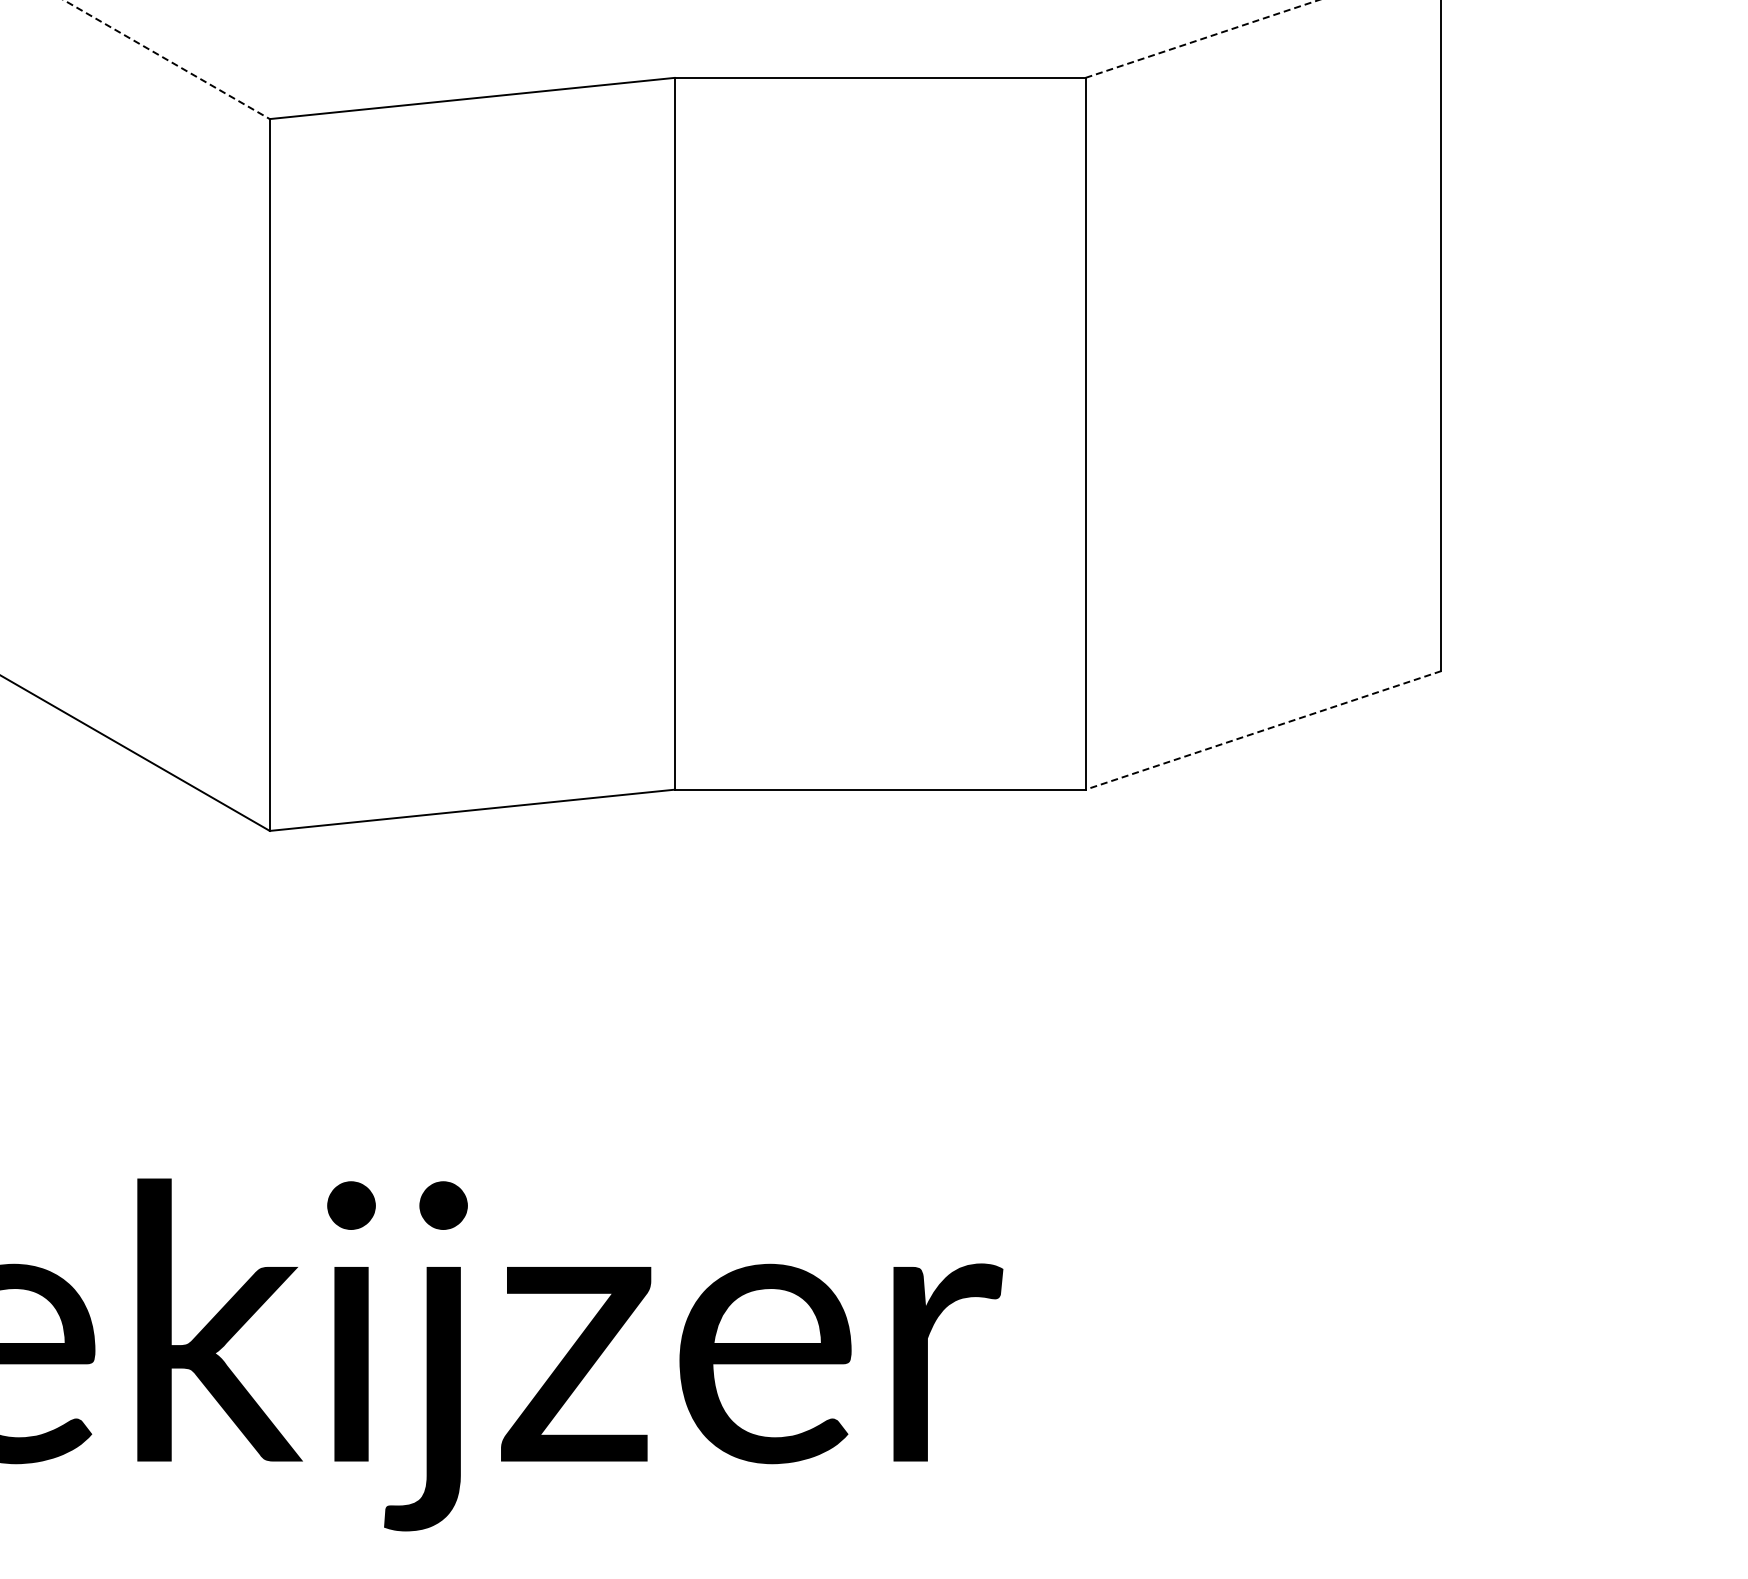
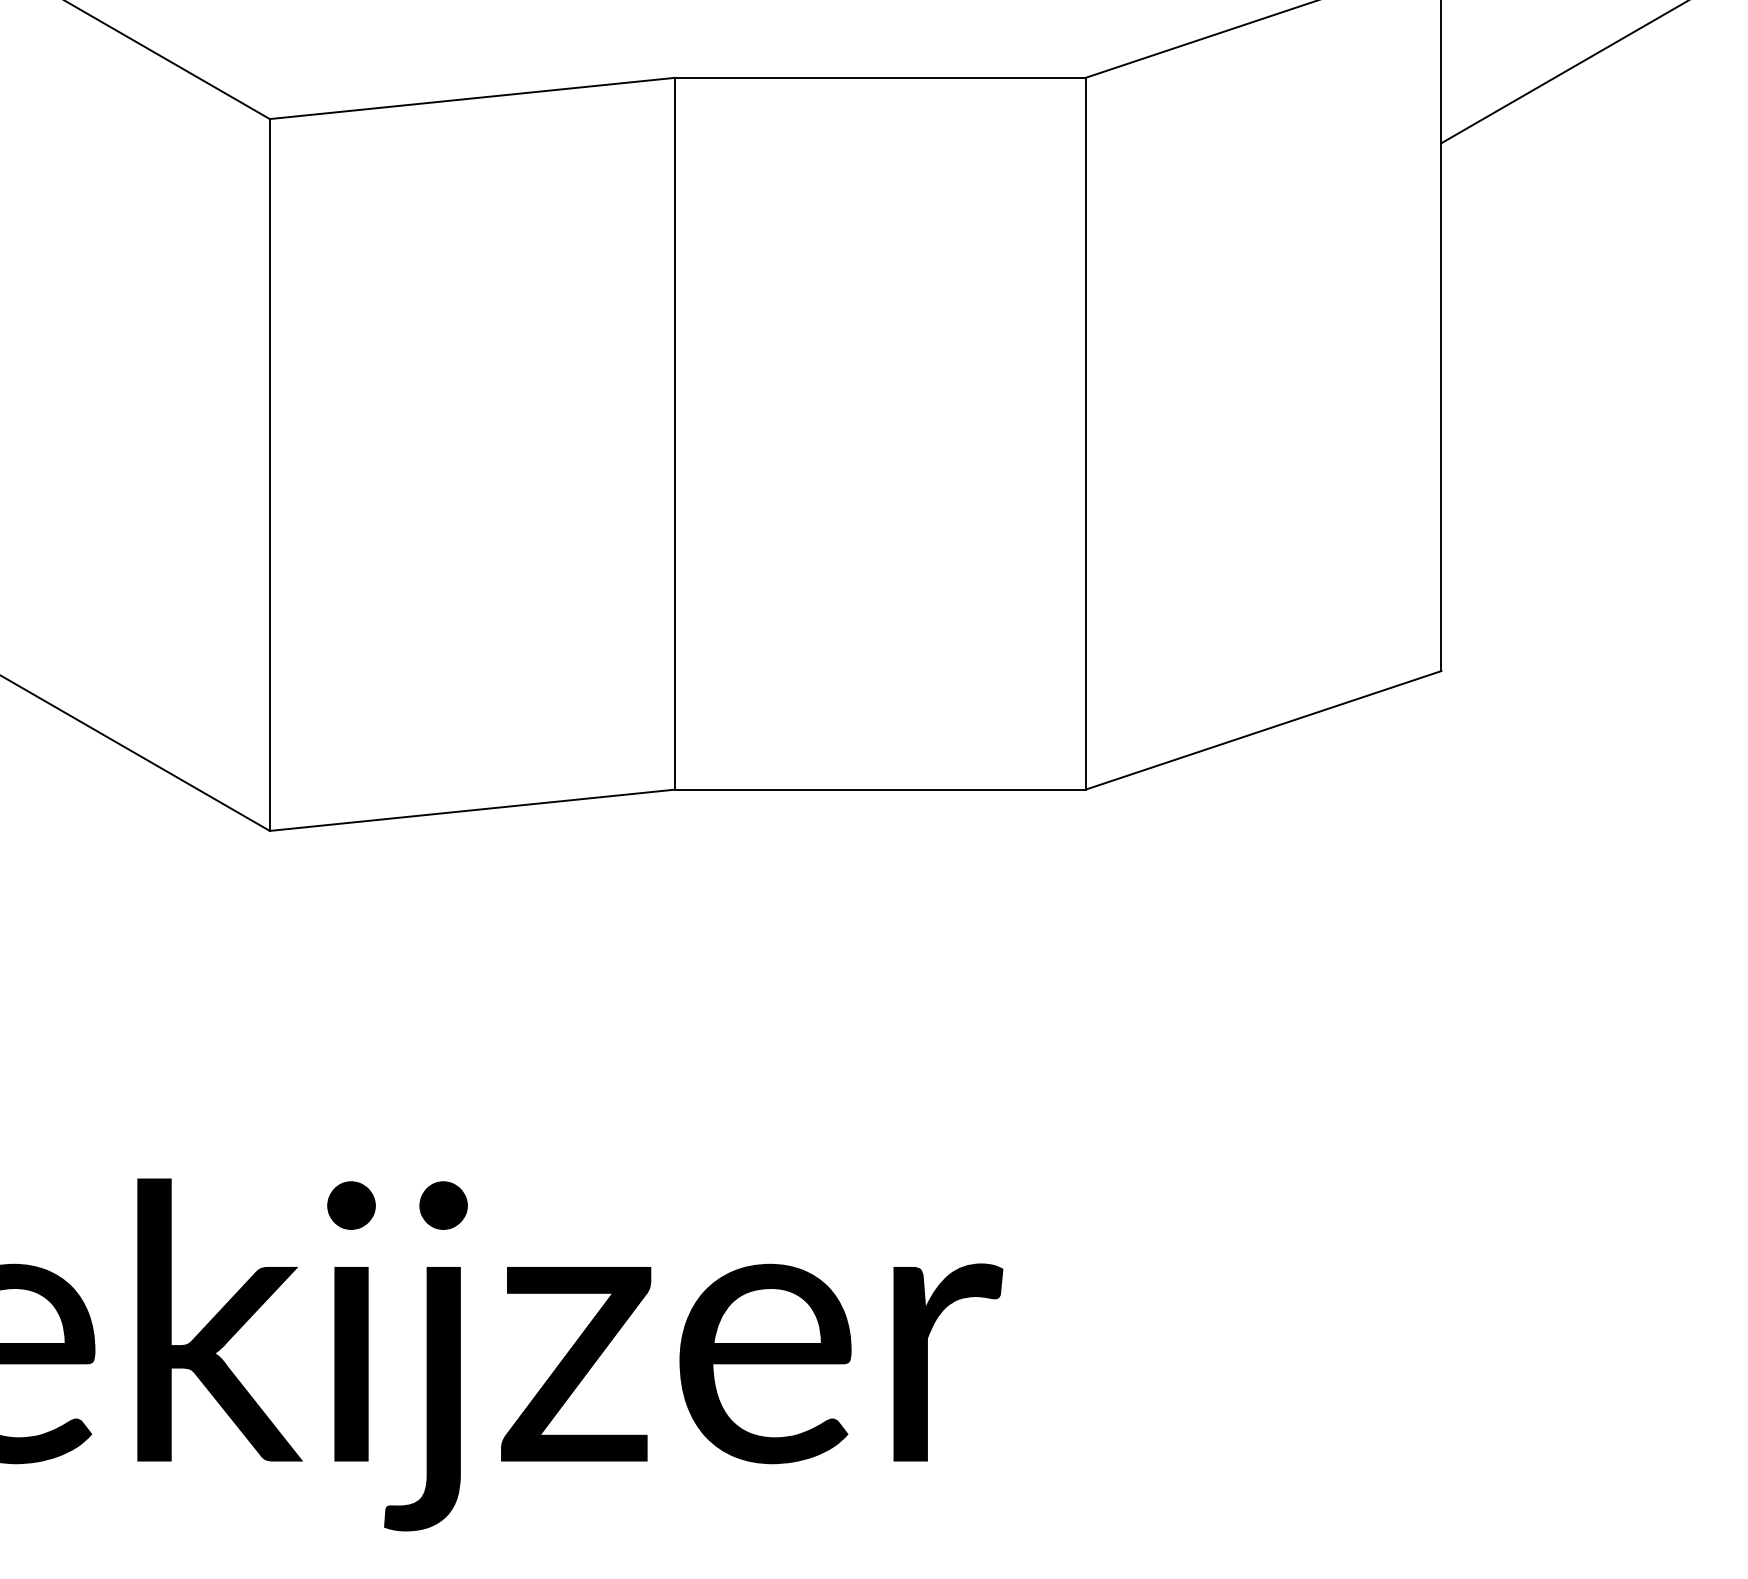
line: dashed -> solid (1201, 39)
line: dashed -> solid (166, 59)
line: none -> present (1563, 72)
line: dashed -> solid (1263, 730)
